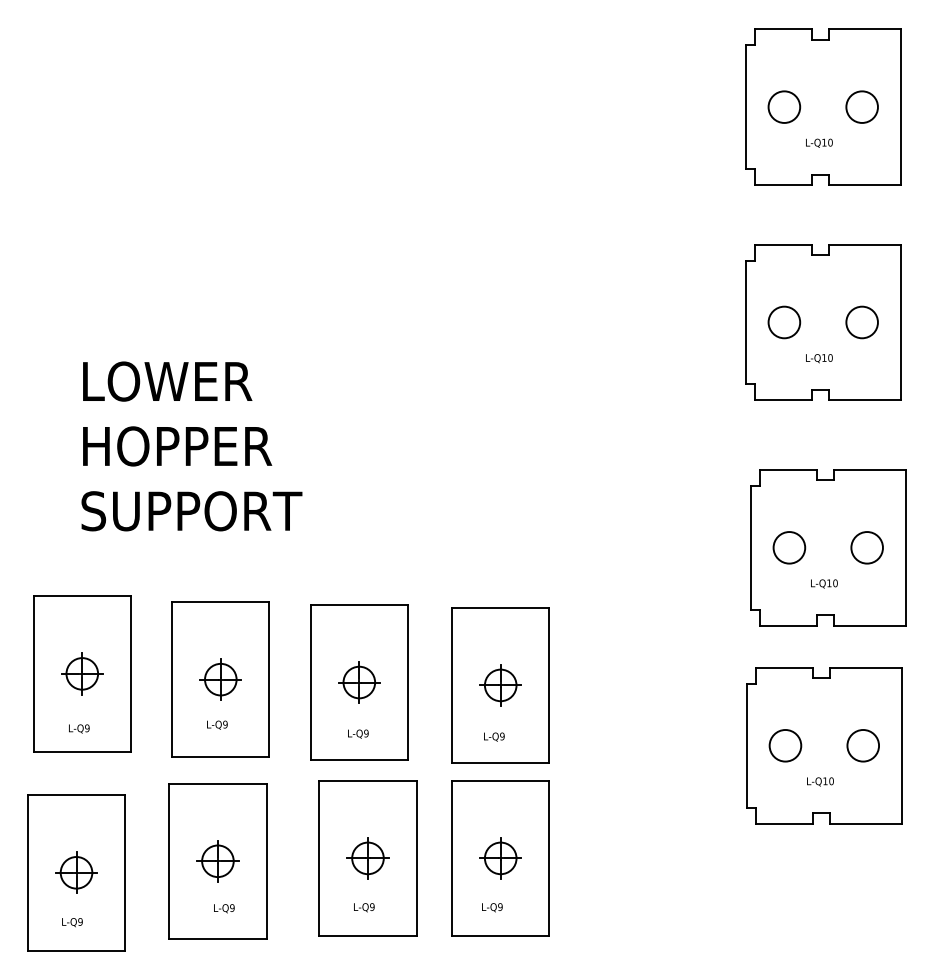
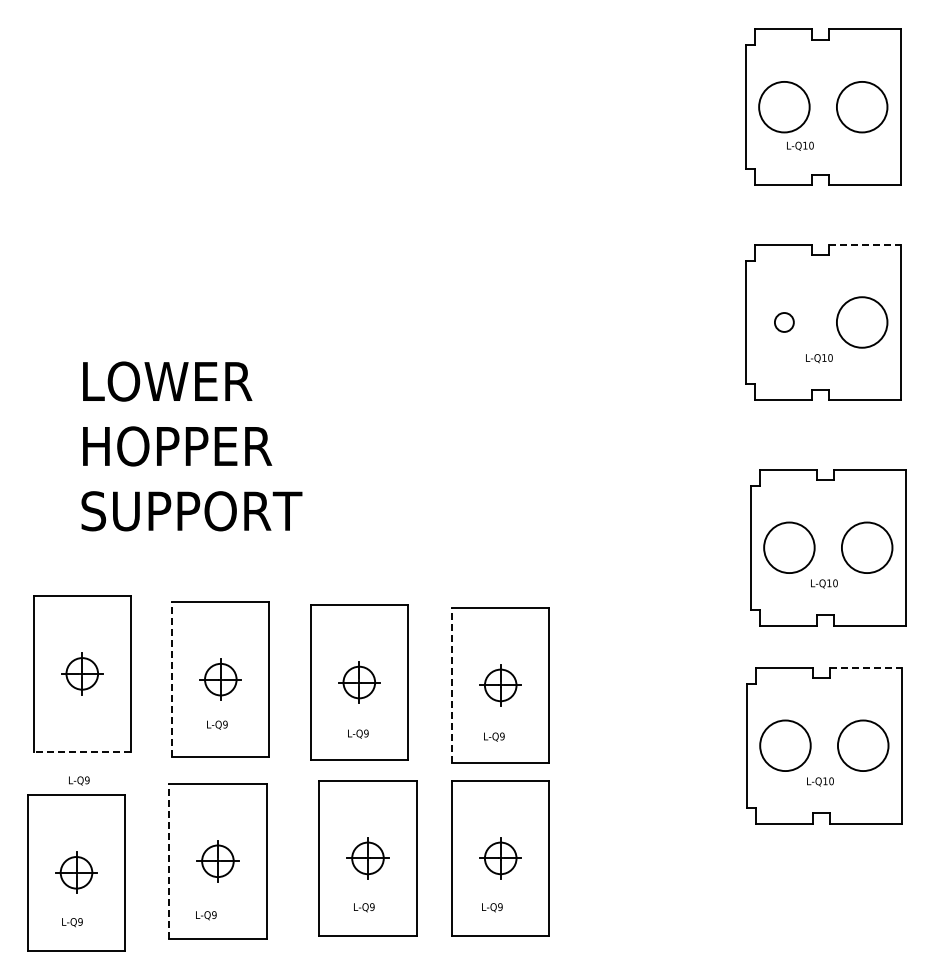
circle diameter: 32 px -> 51 px (784, 106)
circle diameter: 32 px -> 51 px (861, 106)
text position: (819, 142) -> (800, 145) (800, 145)
line: solid -> dashed (865, 244)
circle diameter: 32 px -> 19 px (783, 322)
circle diameter: 32 px -> 51 px (861, 322)
circle diameter: 32 px -> 51 px (789, 547)
circle diameter: 32 px -> 51 px (866, 547)
line: solid -> dashed (866, 668)
line: solid -> dashed (172, 679)
line: solid -> dashed (452, 685)
text position: (79, 728) -> (79, 780) (79, 780)
circle diameter: 32 px -> 51 px (785, 745)
circle diameter: 32 px -> 51 px (862, 745)
line: solid -> dashed (82, 751)
line: solid -> dashed (169, 861)
text position: (224, 908) -> (206, 915) (206, 915)
